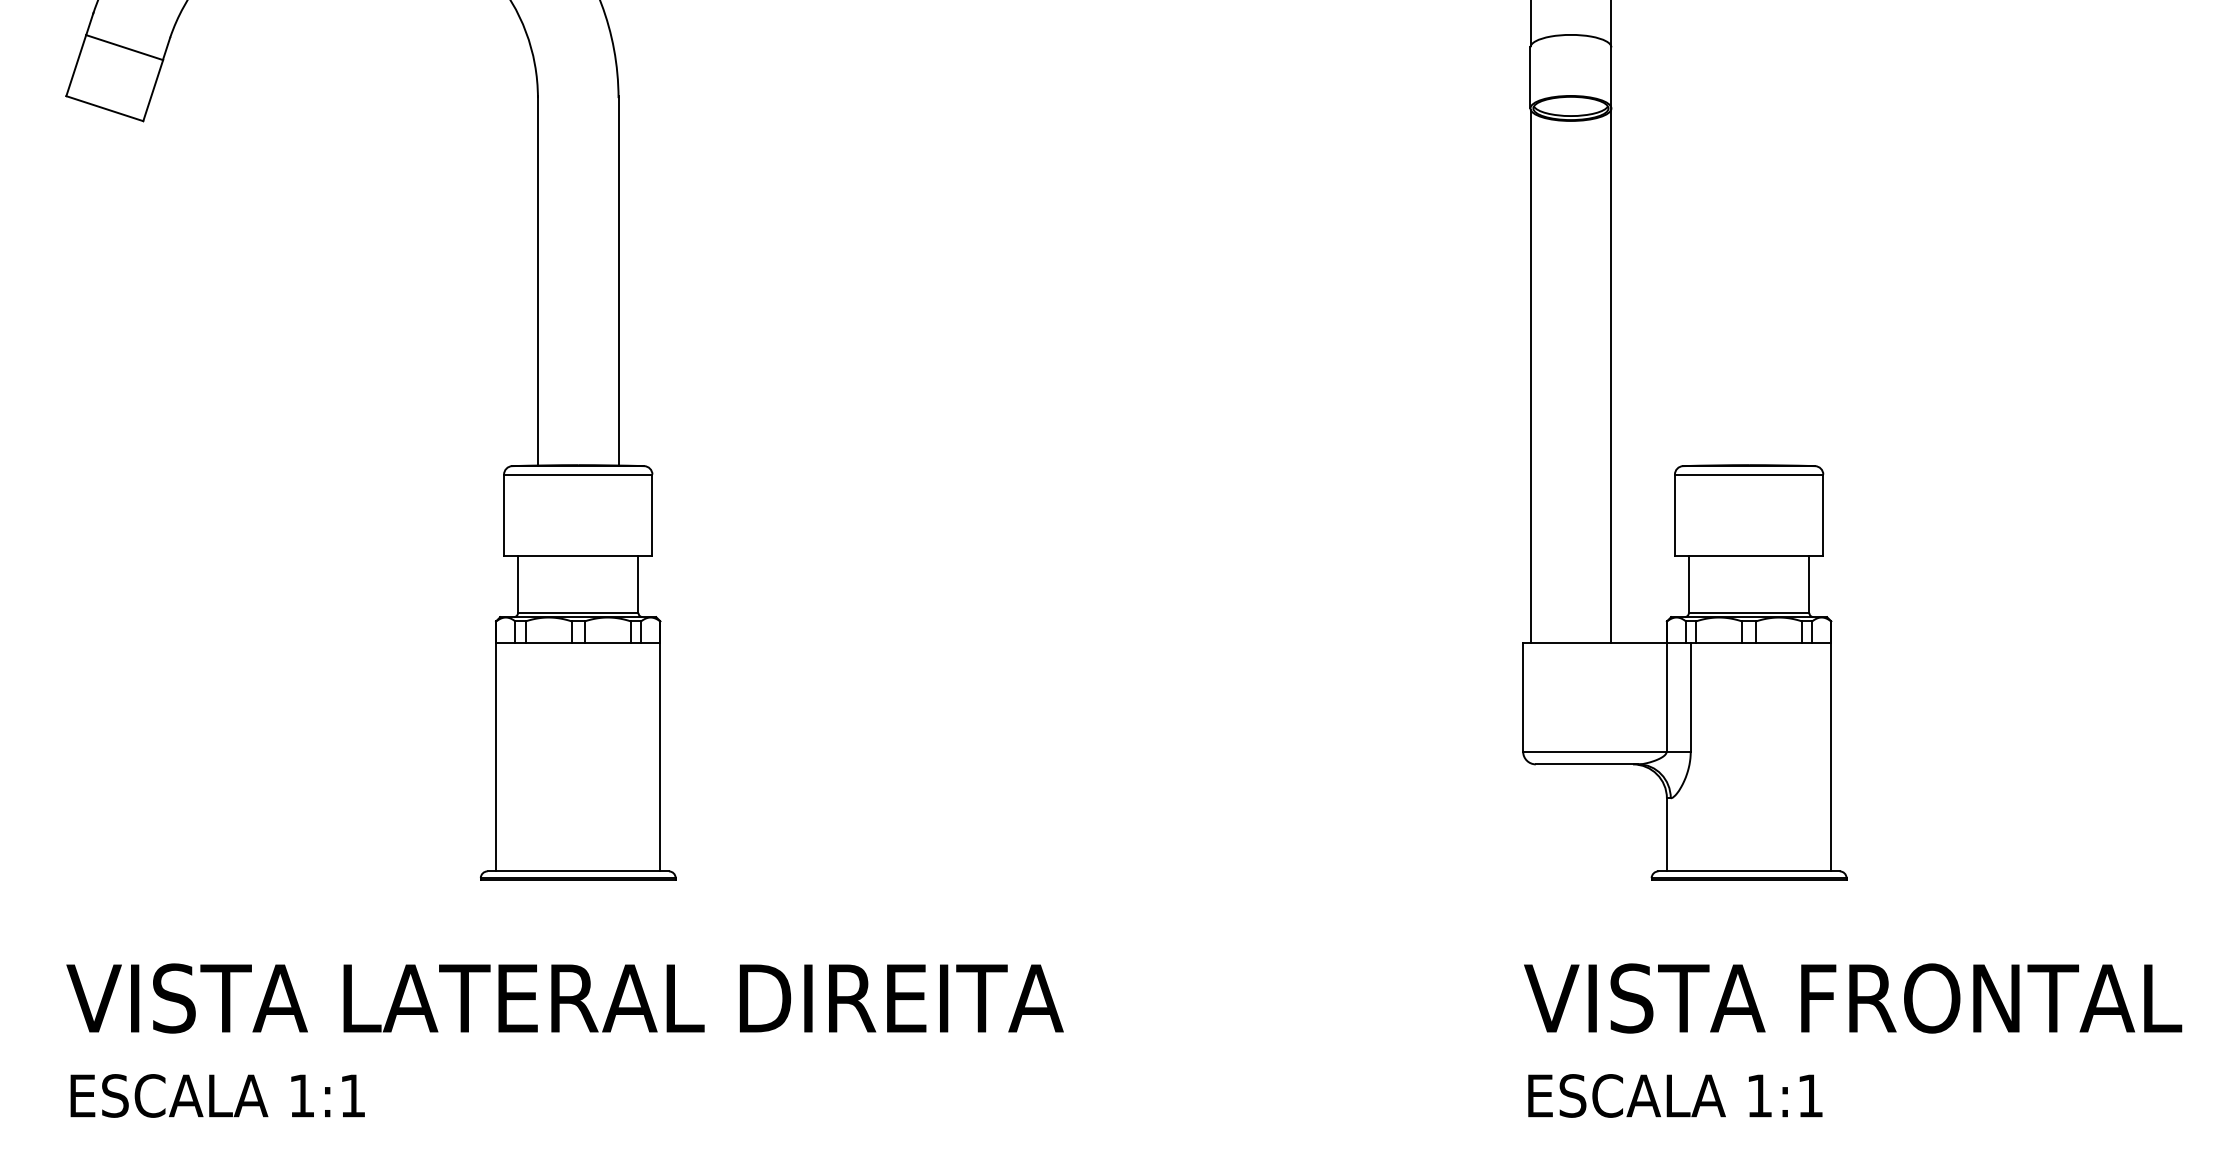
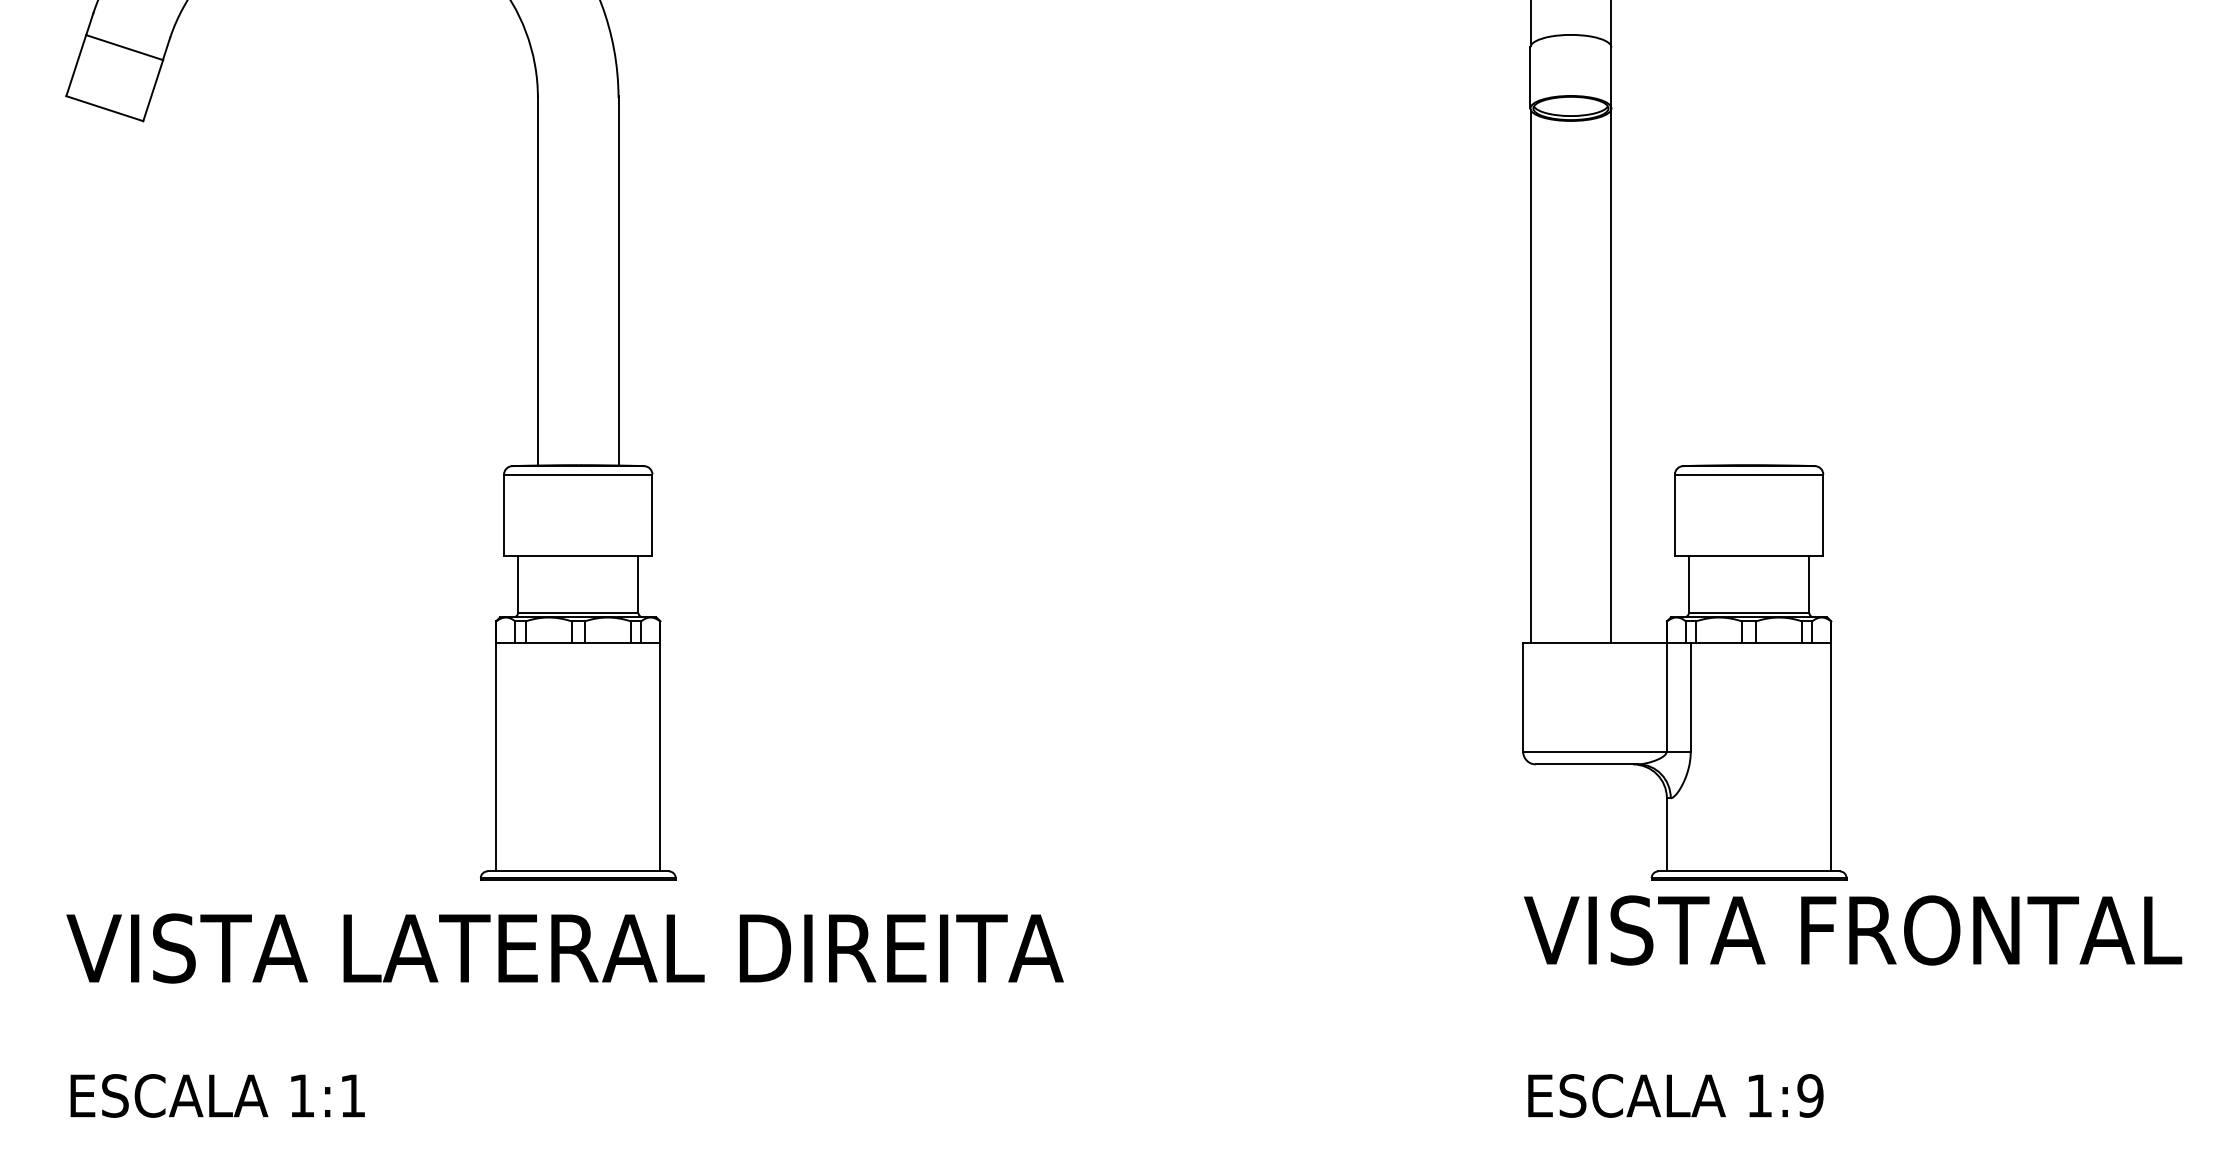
text position: (564, 998) -> (564, 948) (564, 948)
text position: (1853, 998) -> (1853, 930) (1853, 930)
text: 1:1 -> 1:9 (1810, 1095)
